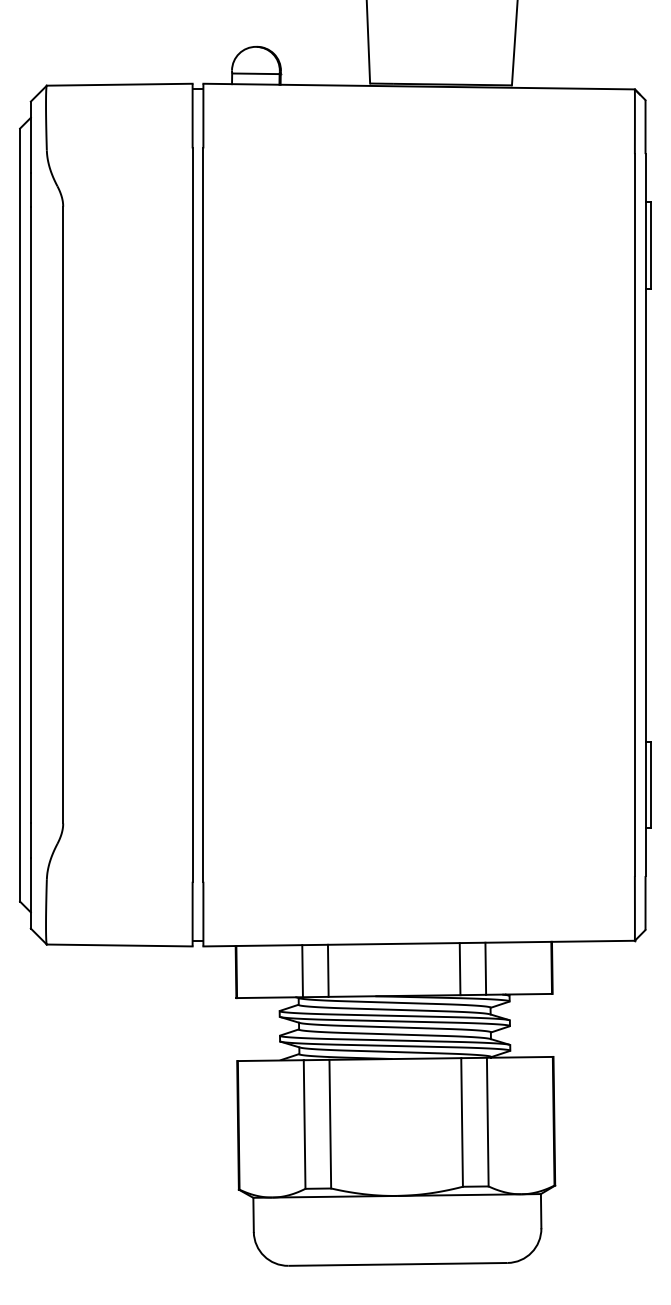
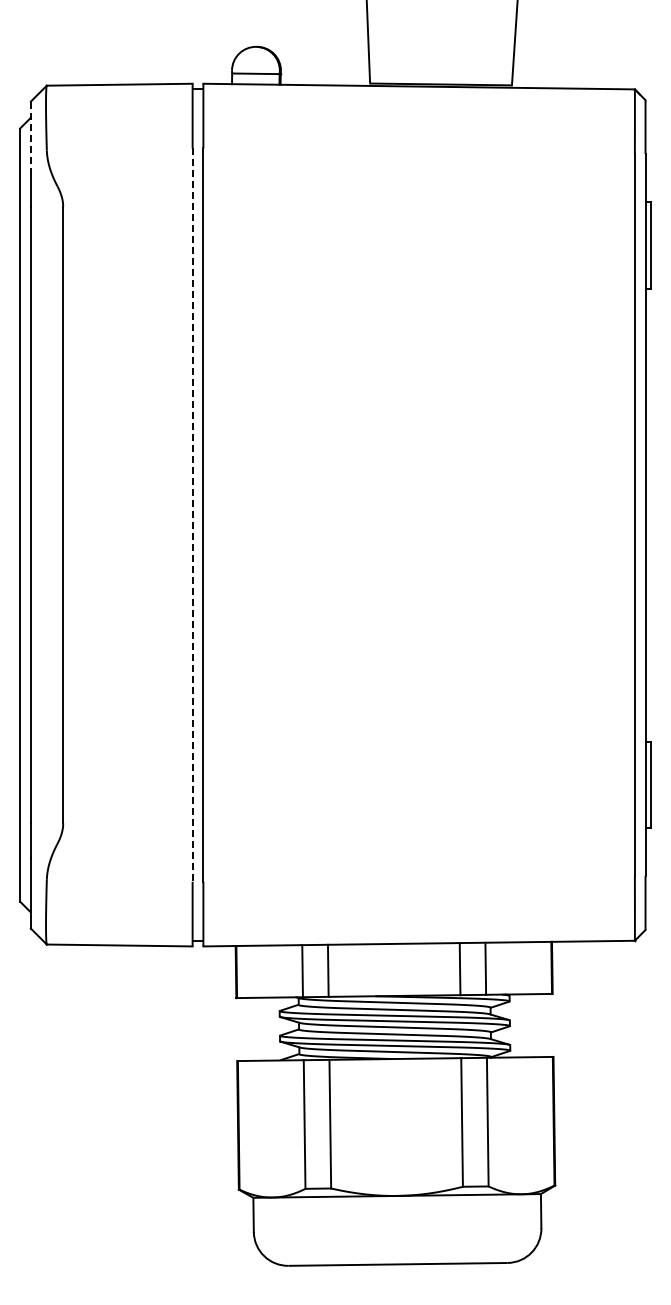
line: solid -> dashed (30, 137)
line: solid -> dashed (192, 515)
